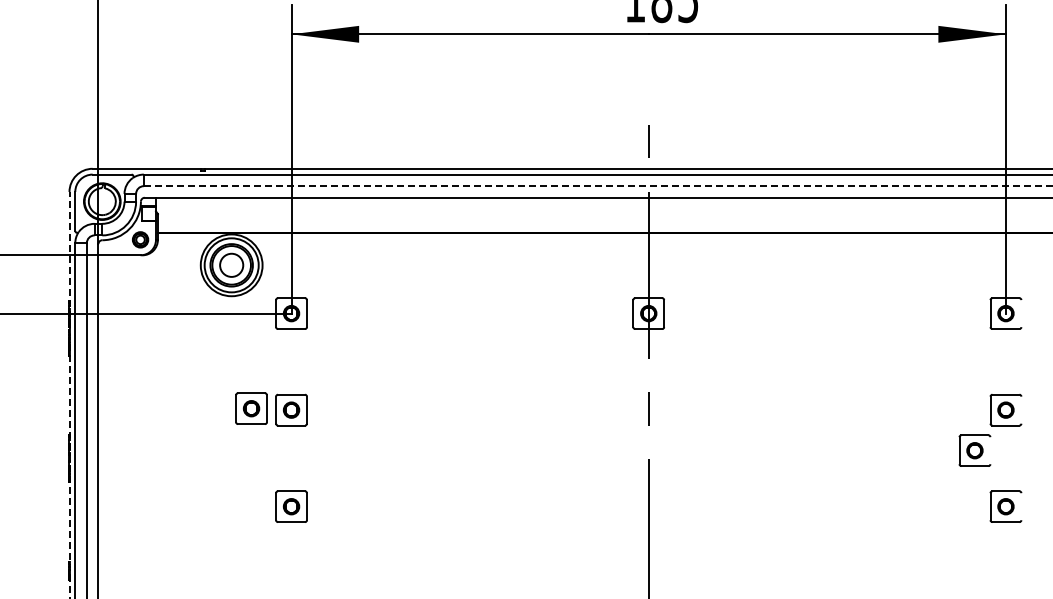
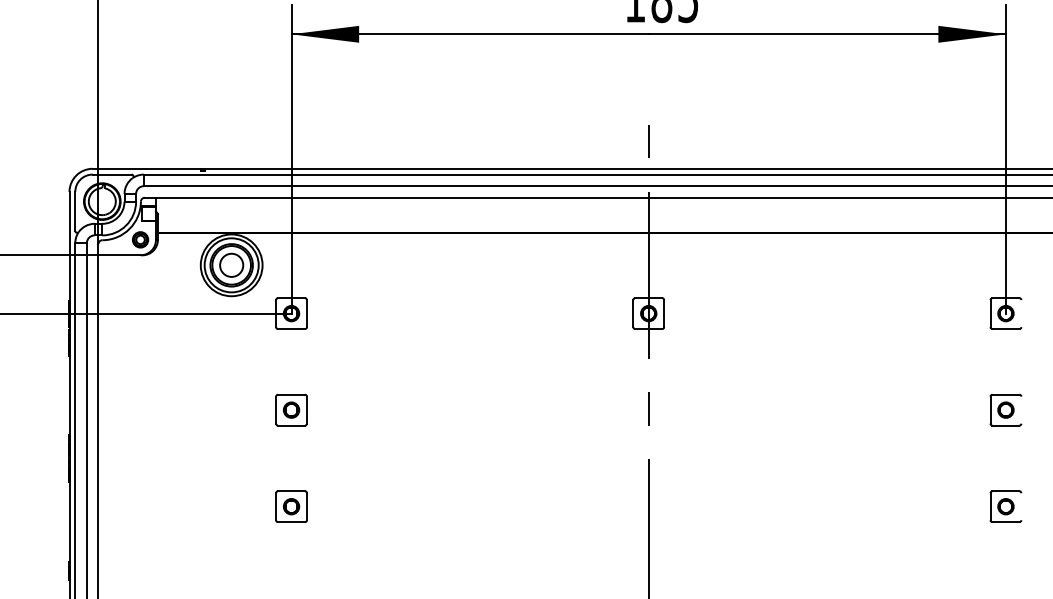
line: dashed -> solid (598, 186)
line: dashed -> solid (69, 394)
part: present -> none (251, 408)
part: present -> none (974, 450)
